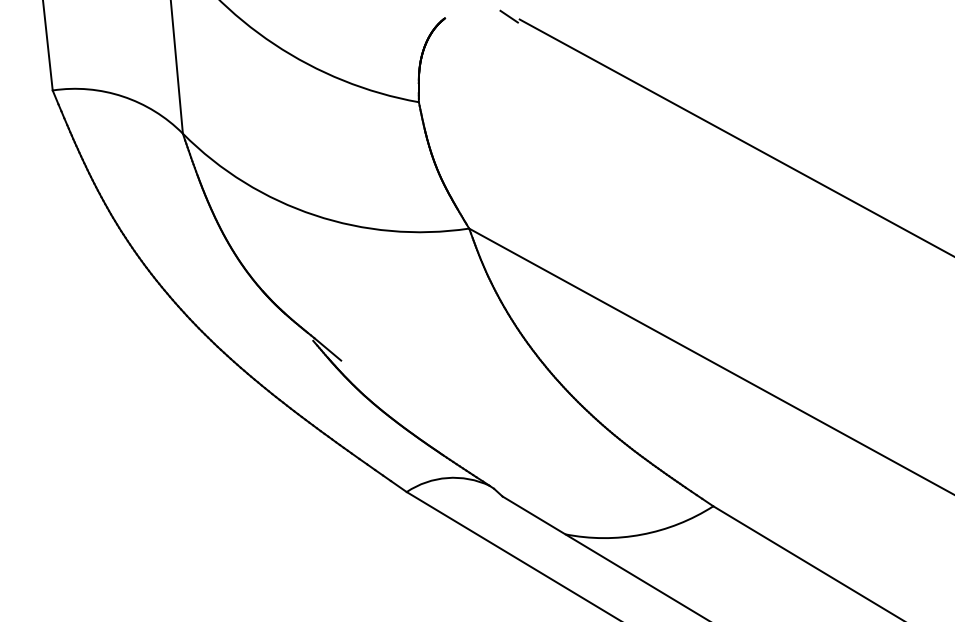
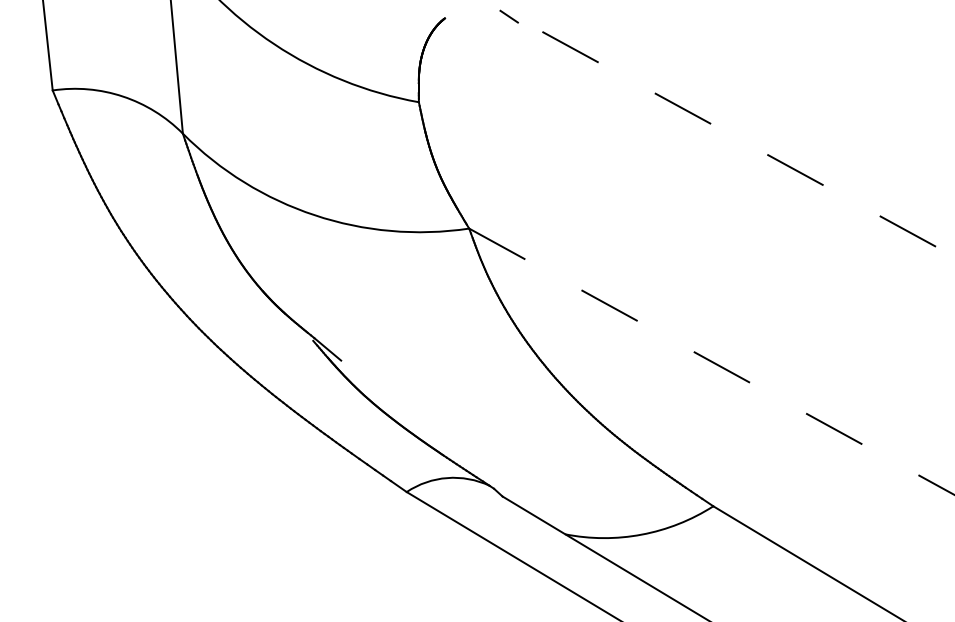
line: solid -> dashed (737, 138)
line: solid -> dashed (712, 361)
